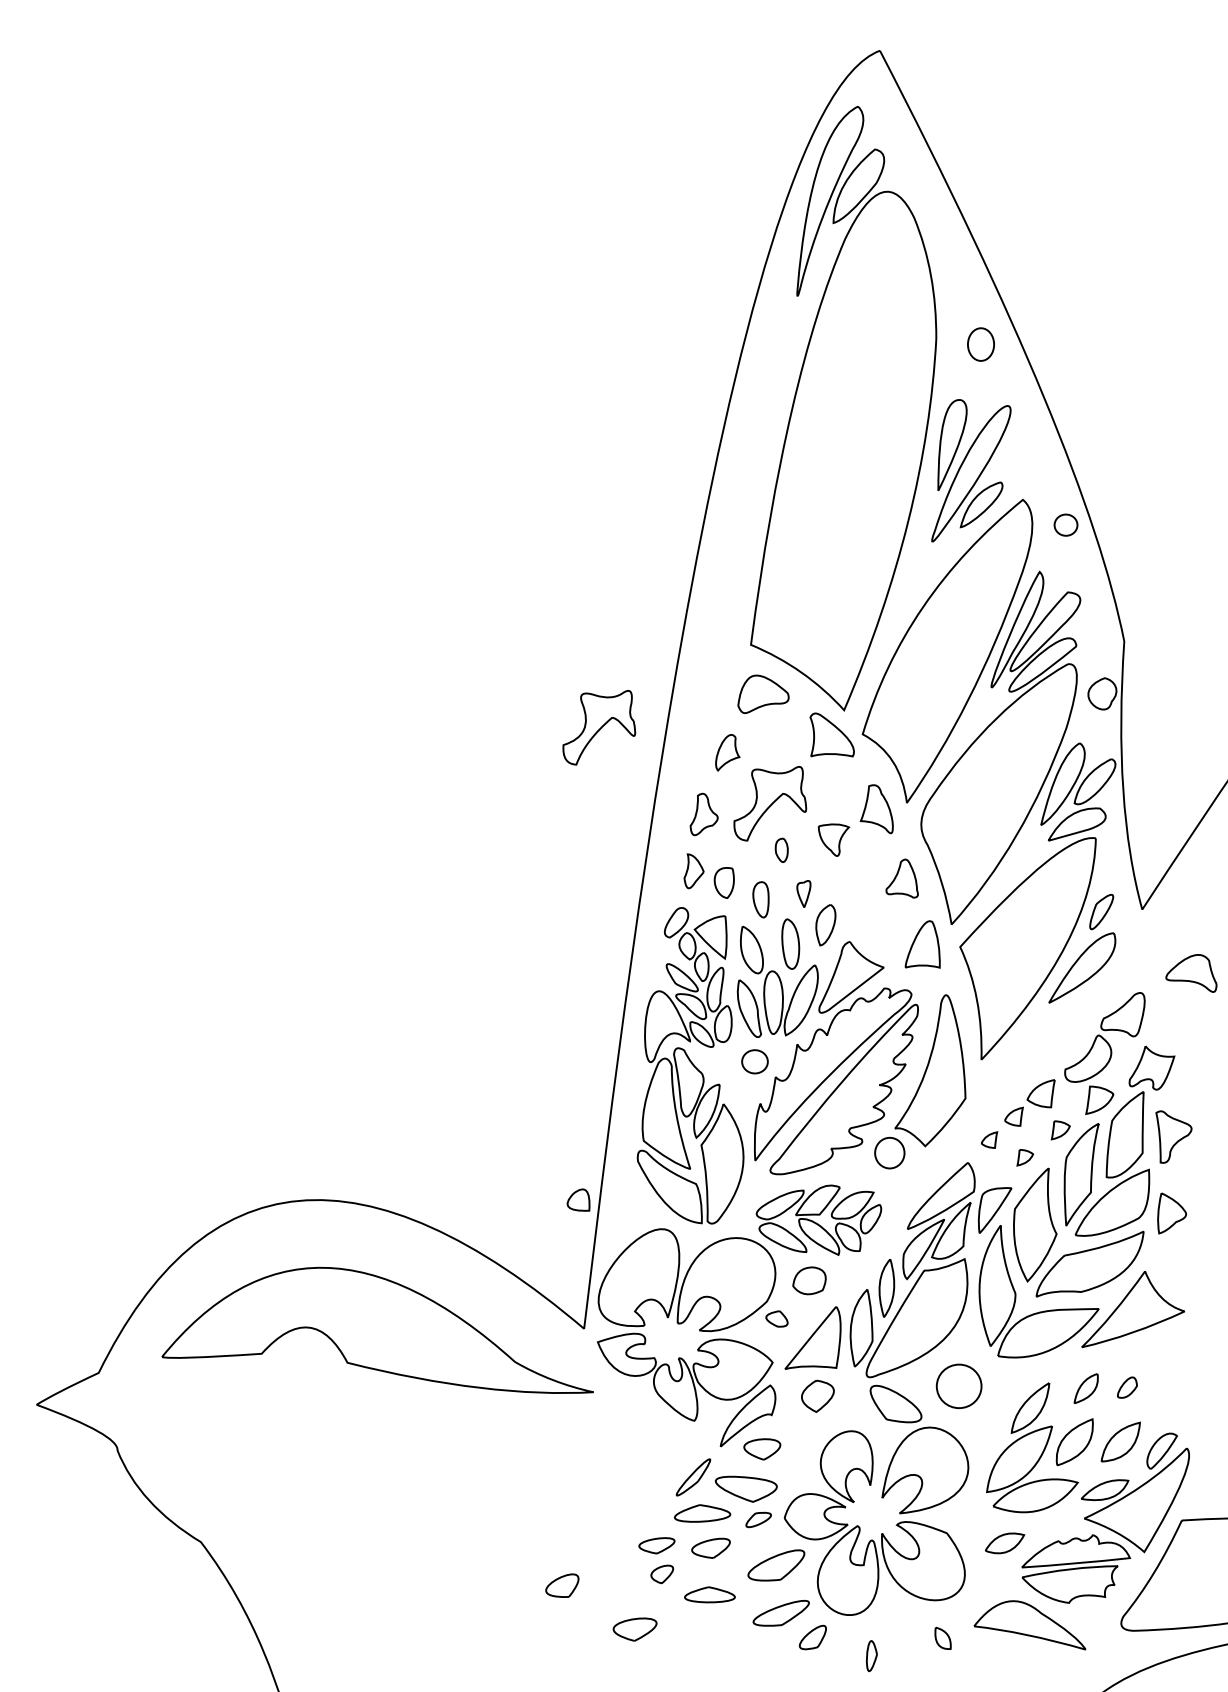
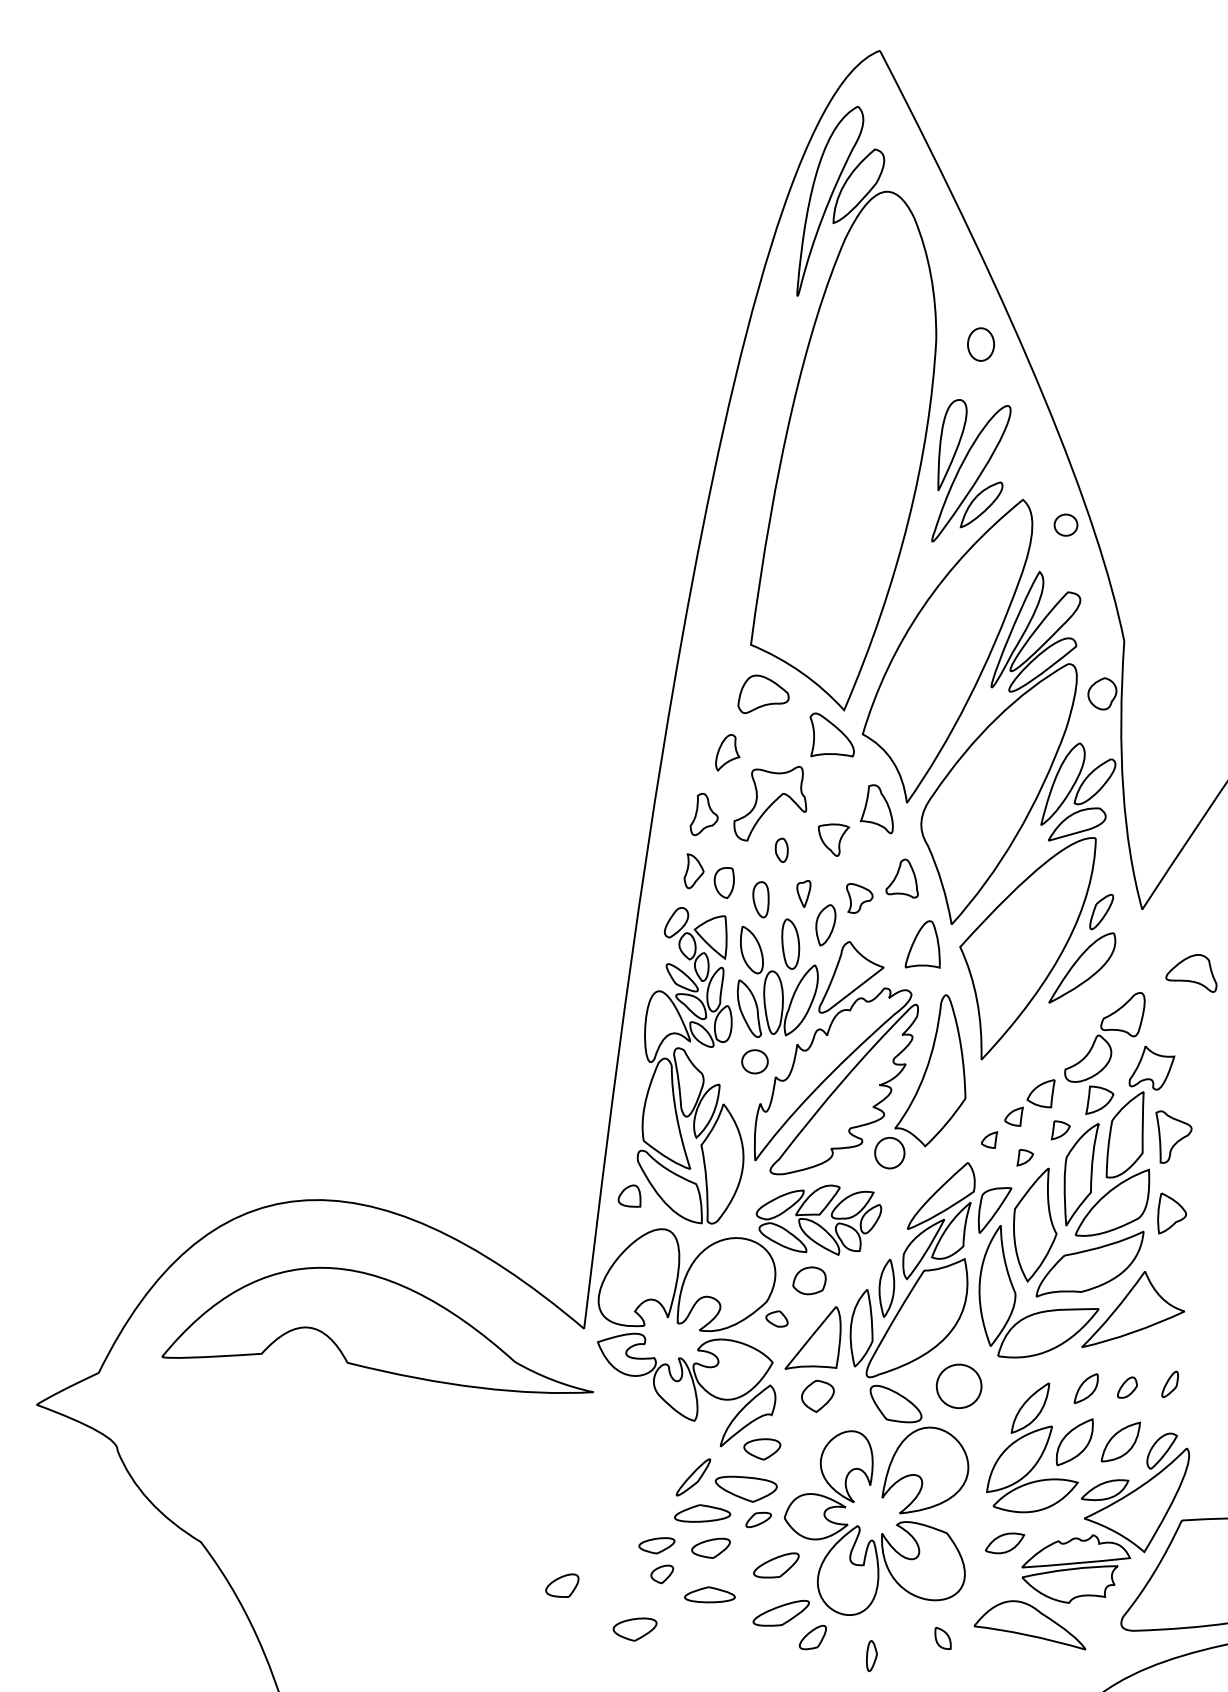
part: present -> none (599, 727)
part: none -> present (859, 898)
part position: (578, 1199) -> (629, 1195) (629, 1195)
part: none -> present (1169, 1383)
part size: 59x33 px -> 47x27 px (776, 1565)
